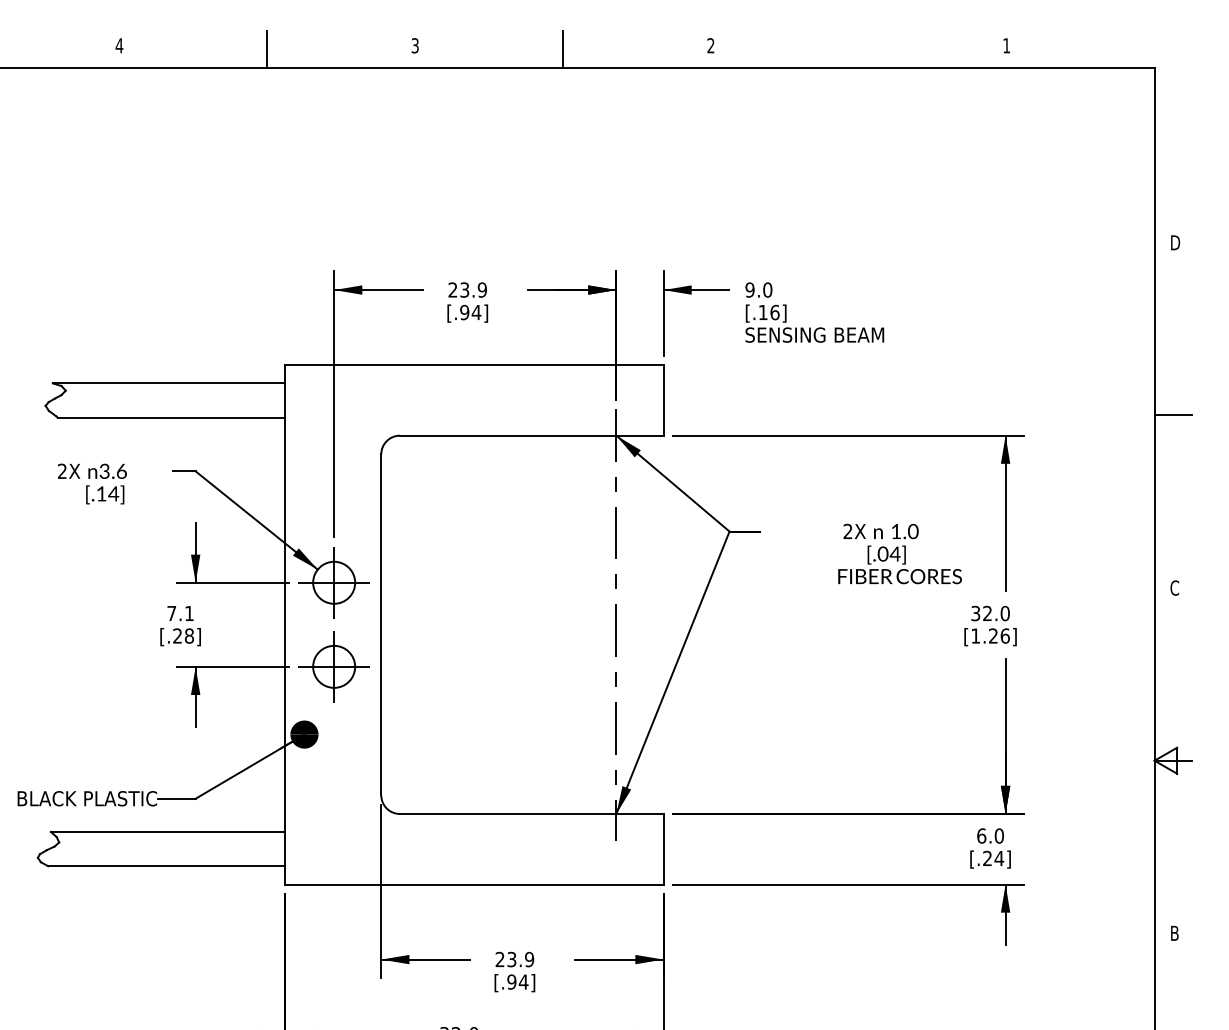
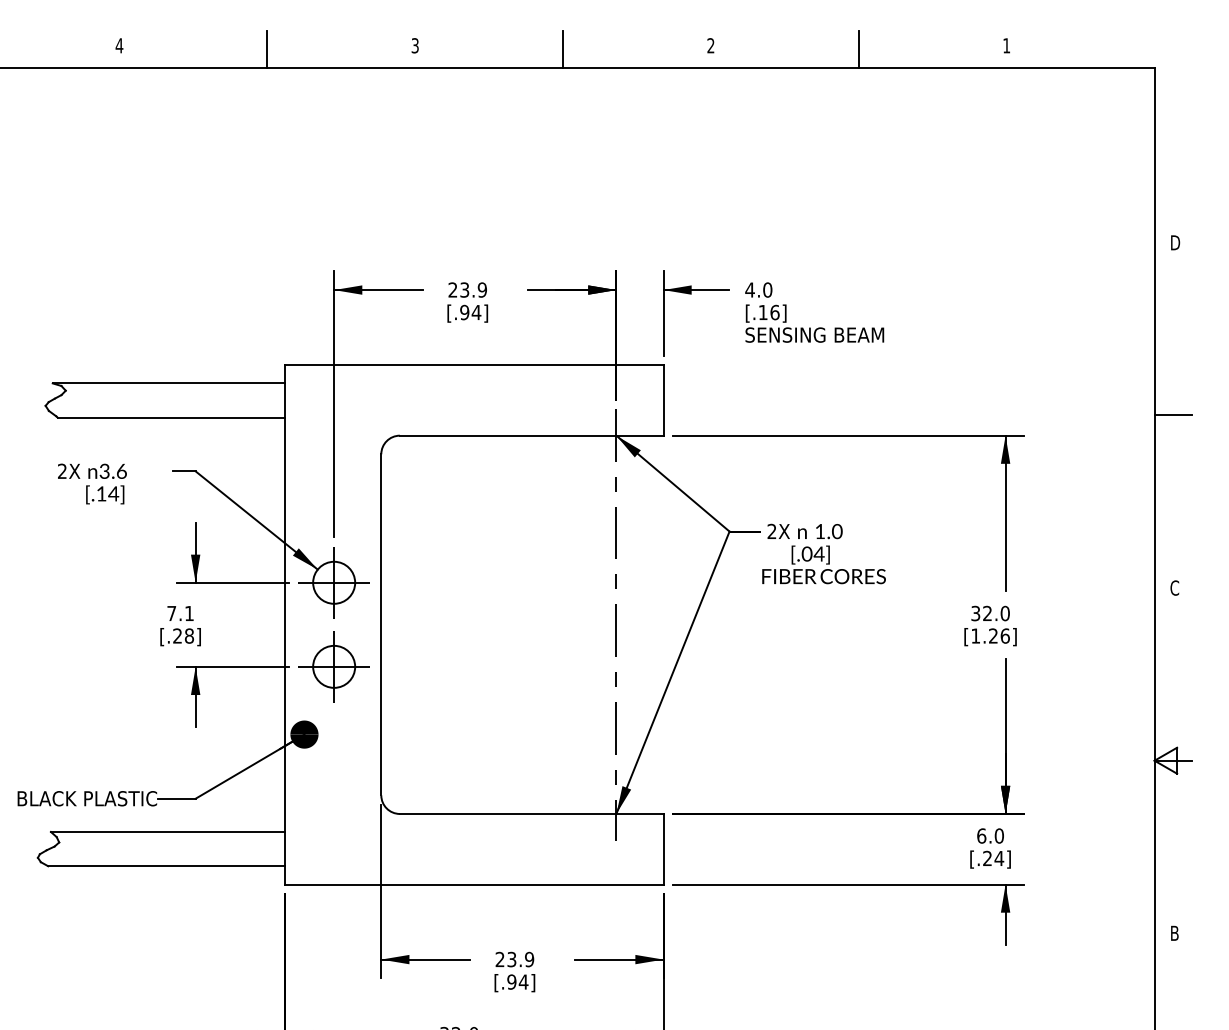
line: none -> present (858, 49)
text: 9.0 -> 4.0 (749, 289)
text position: (899, 553) -> (823, 553) (823, 553)
